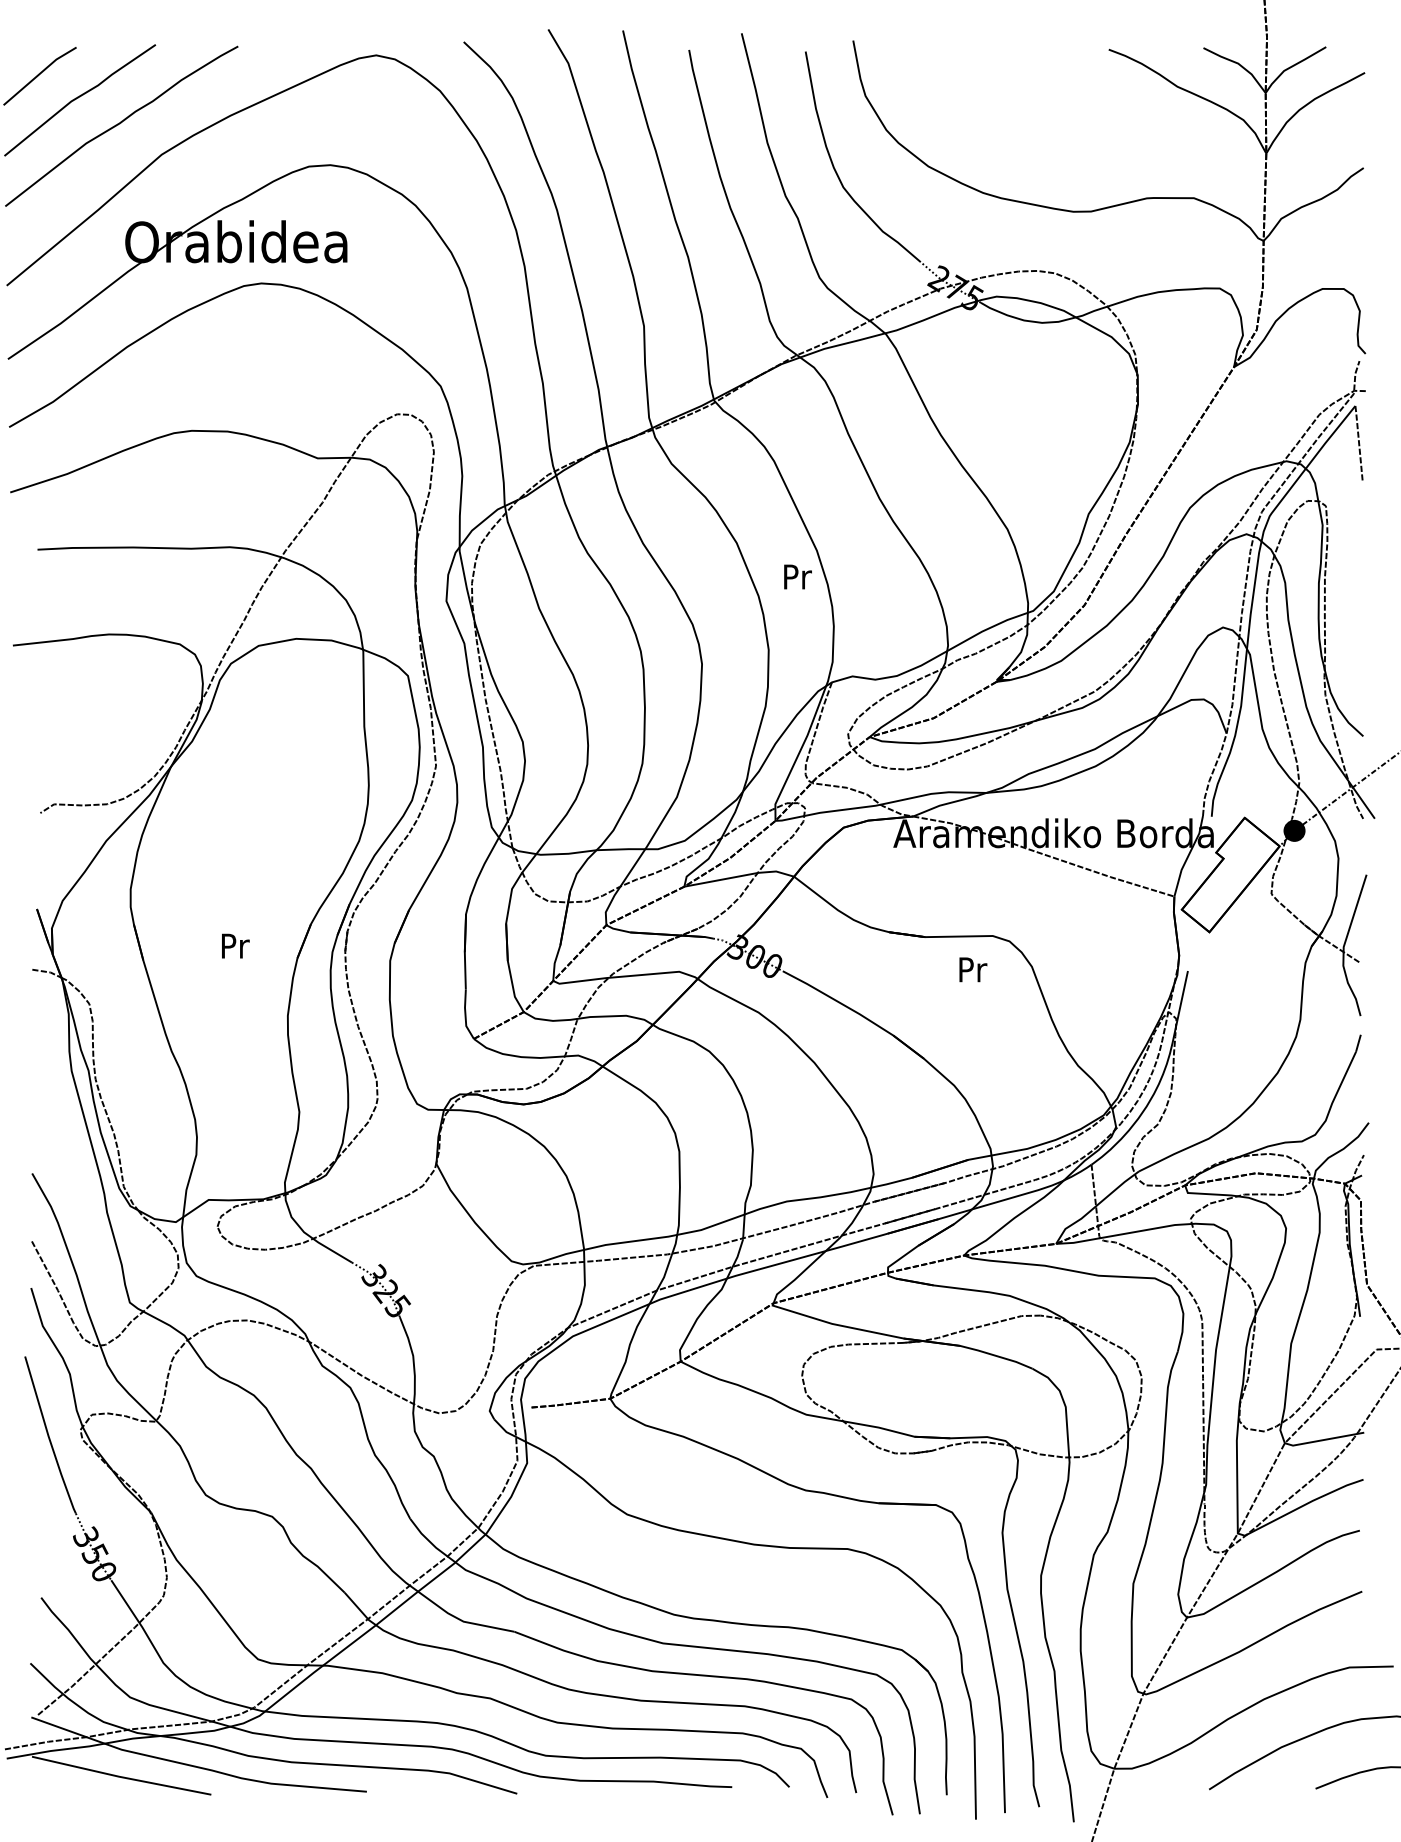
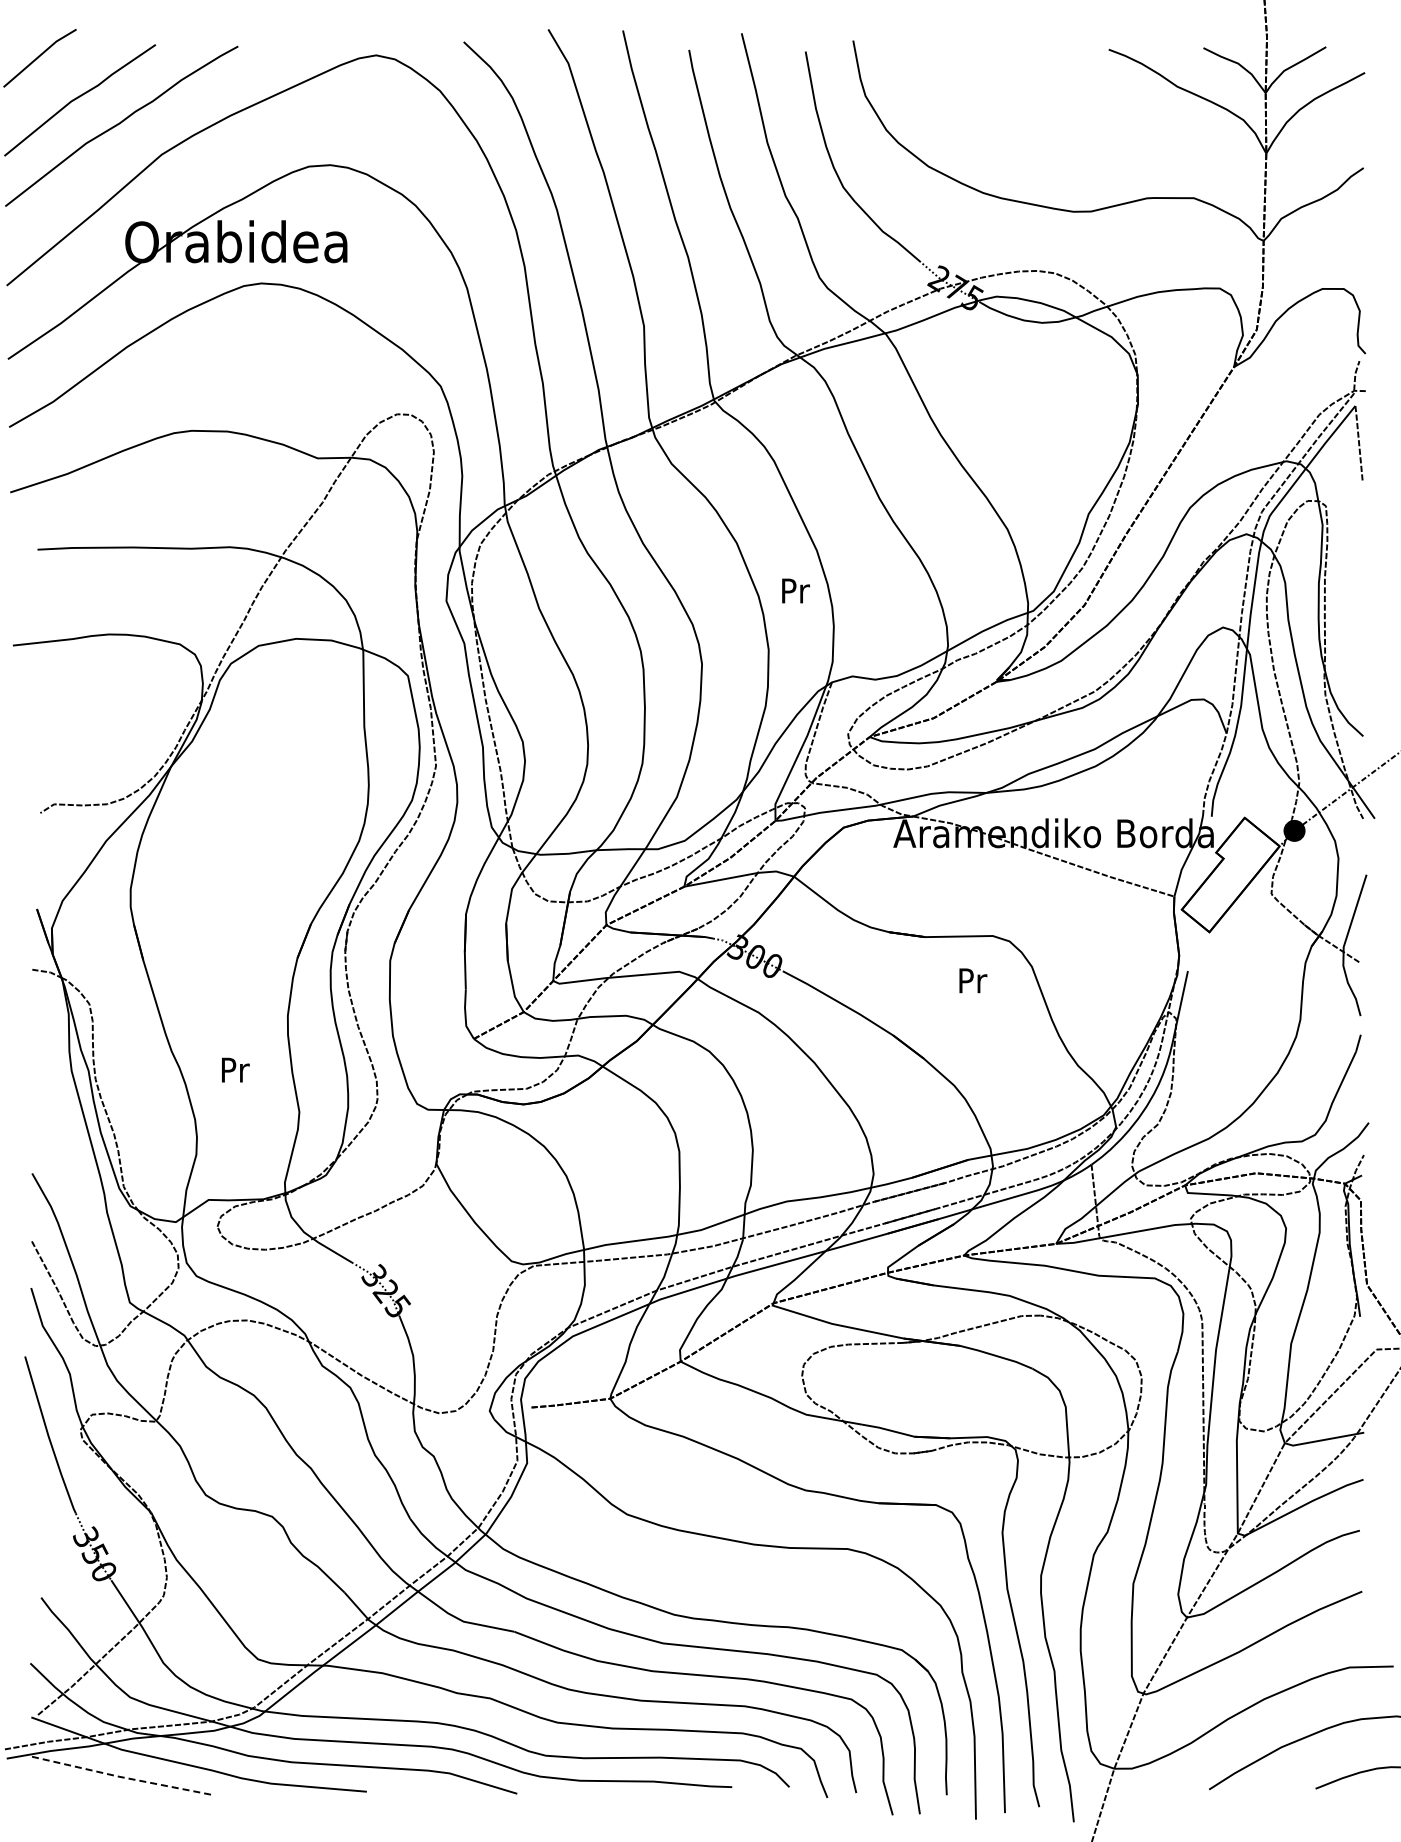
line position: (39, 75) -> (39, 57) (39, 57)
text position: (797, 576) -> (795, 590) (795, 590)
text position: (235, 945) -> (235, 1069) (235, 1069)
text position: (973, 969) -> (973, 980) (973, 980)
line: solid -> dashed (120, 1777)
